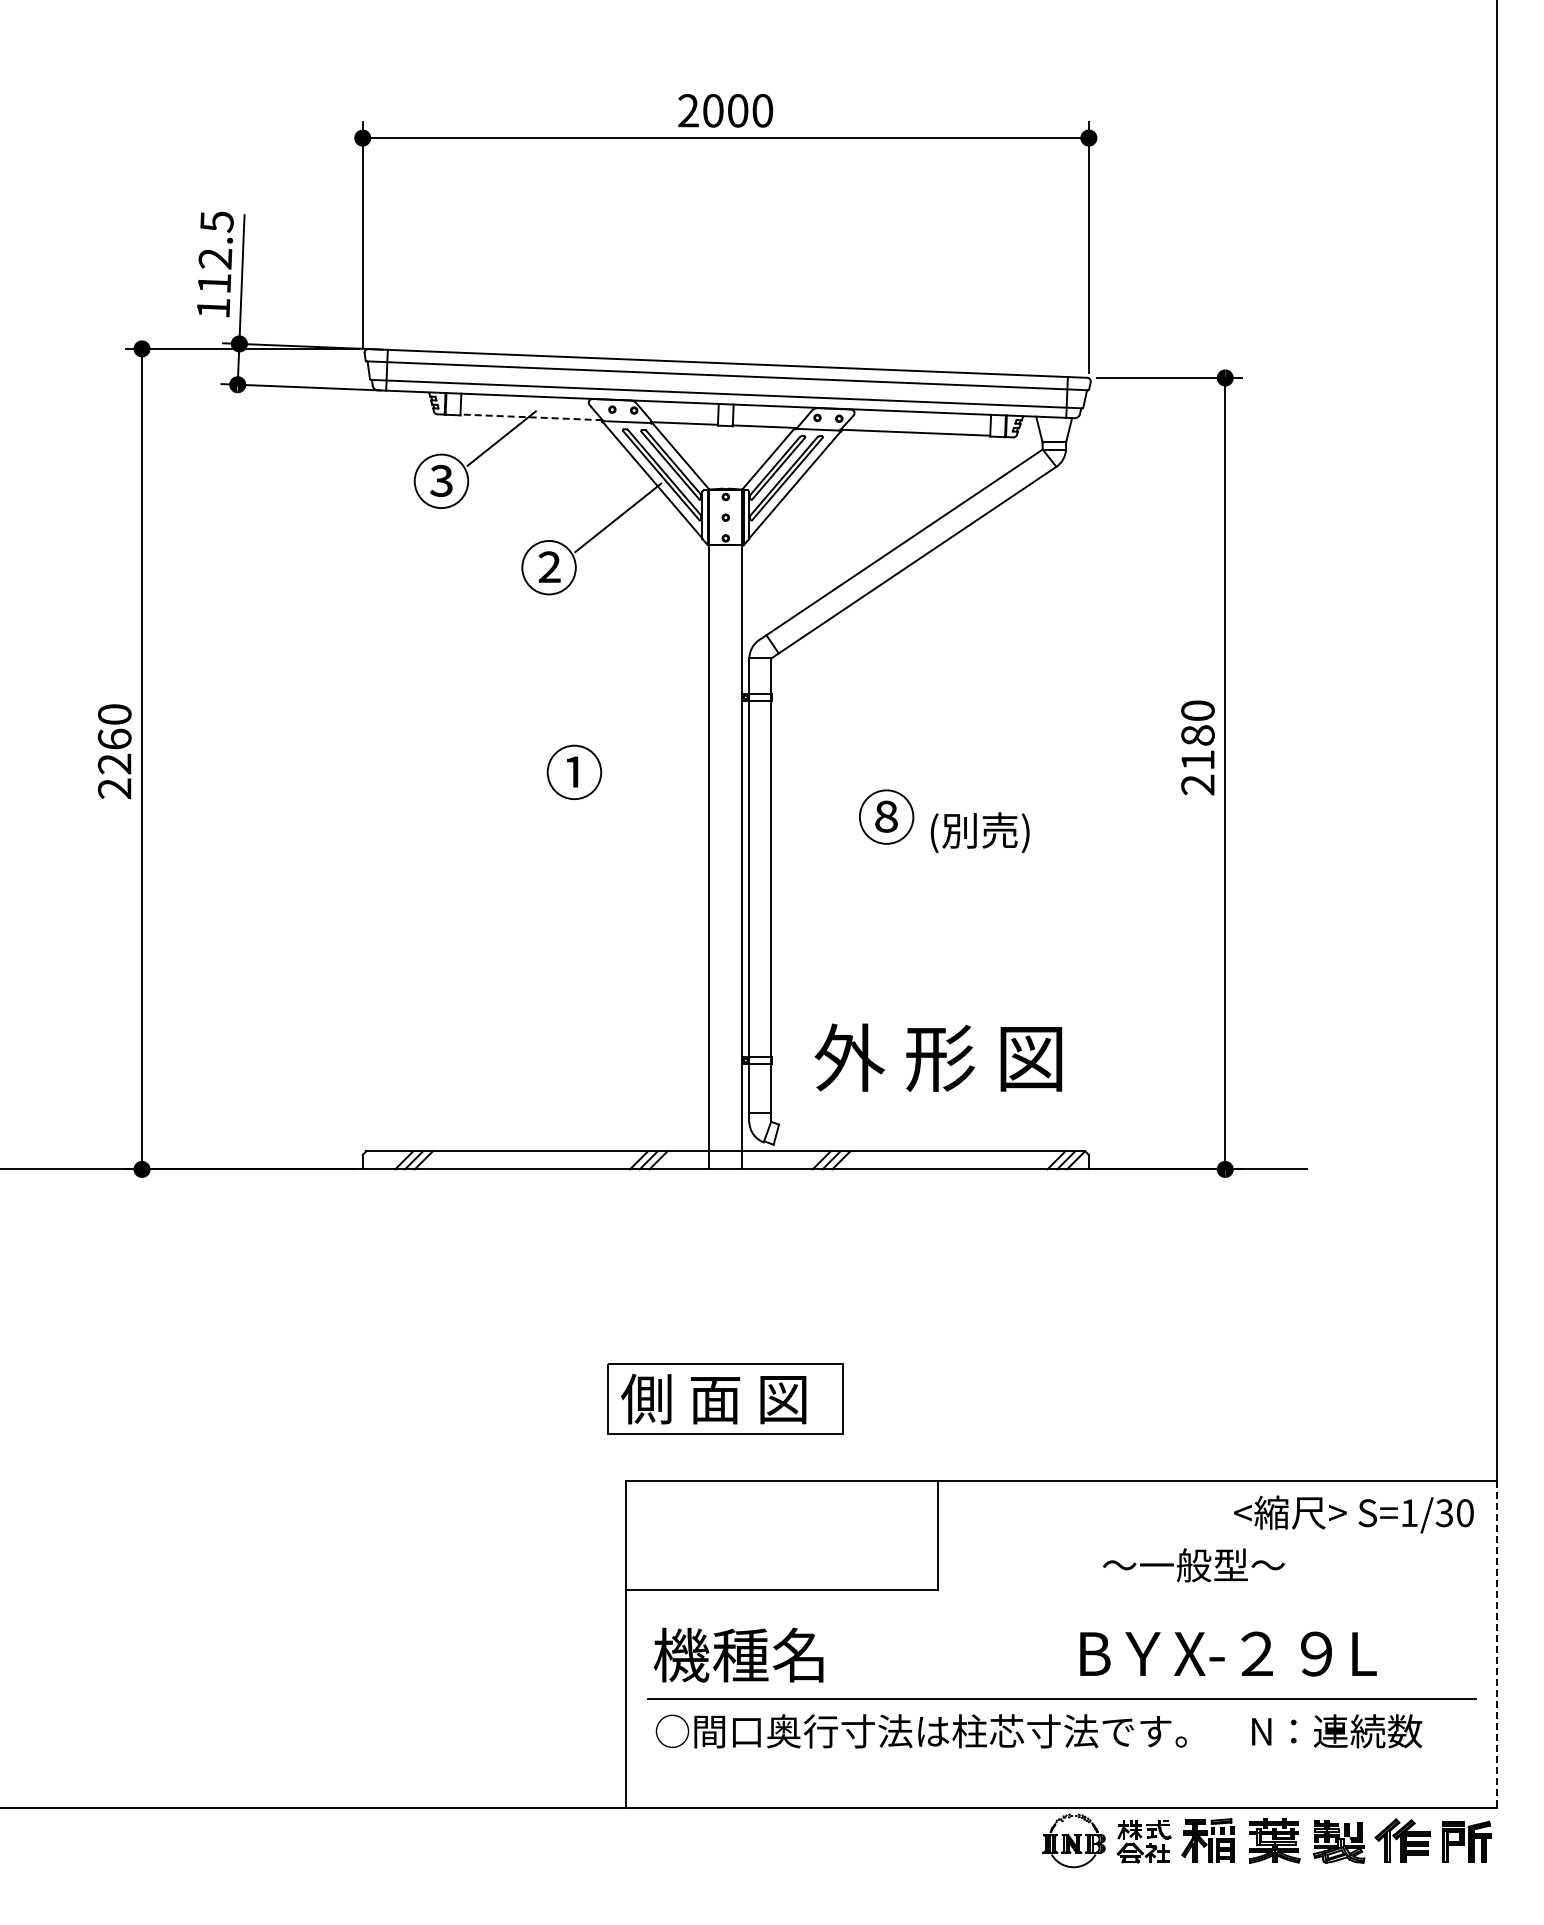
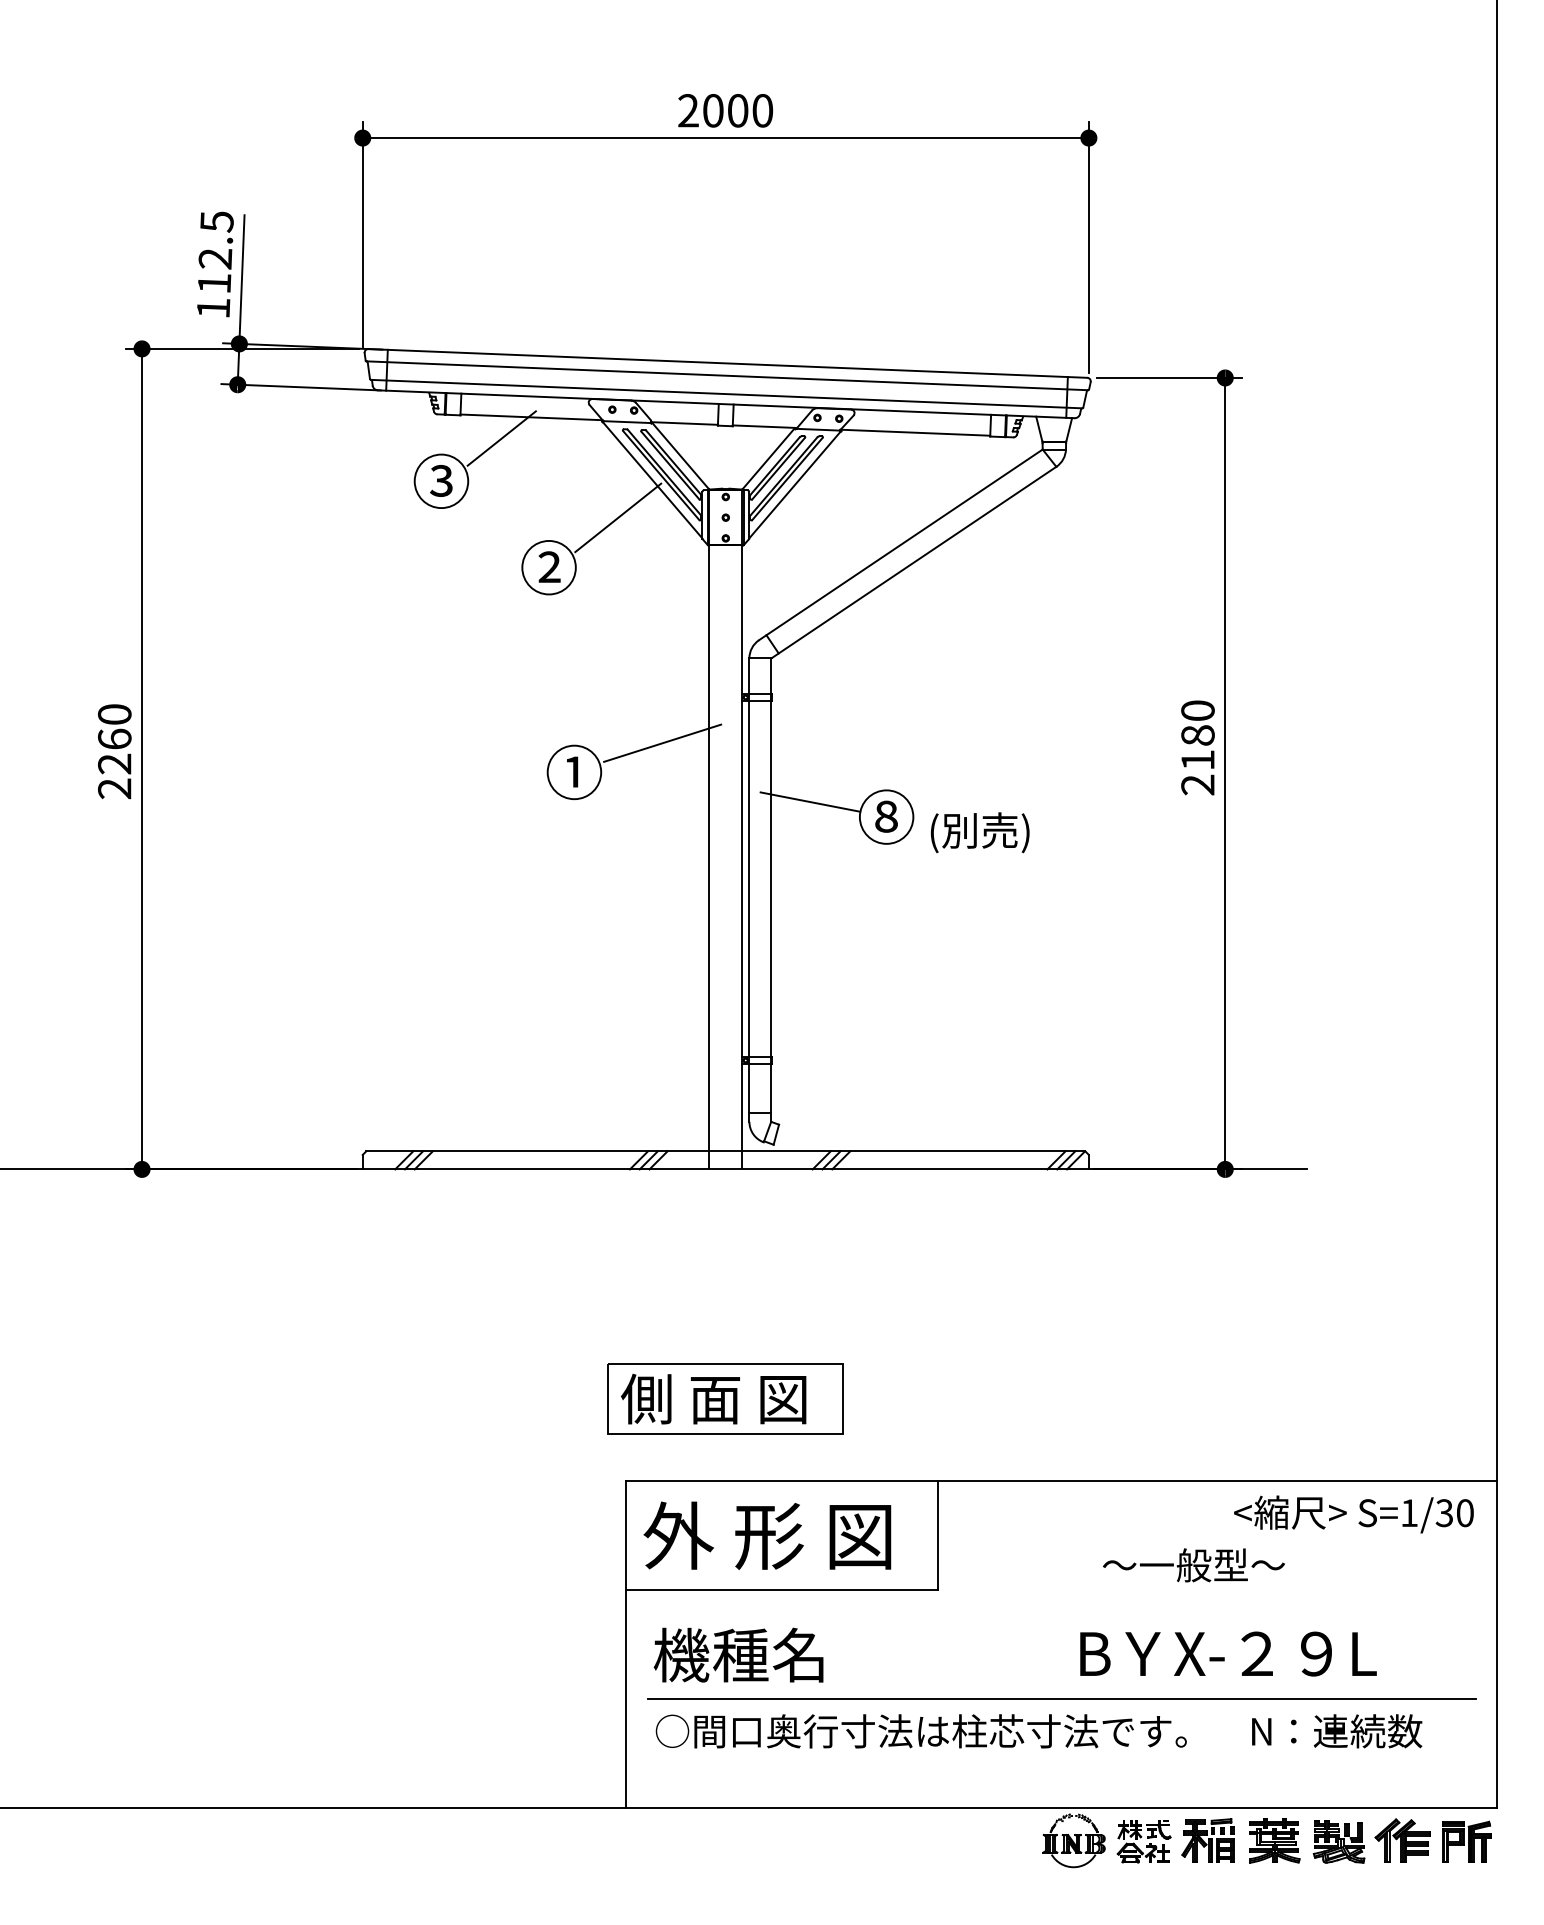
line: dashed -> solid (531, 417)
line: none -> present (662, 742)
line: none -> present (810, 801)
text position: (938, 1057) -> (767, 1535) (767, 1535)
line: dashed -> solid (1497, 1644)
